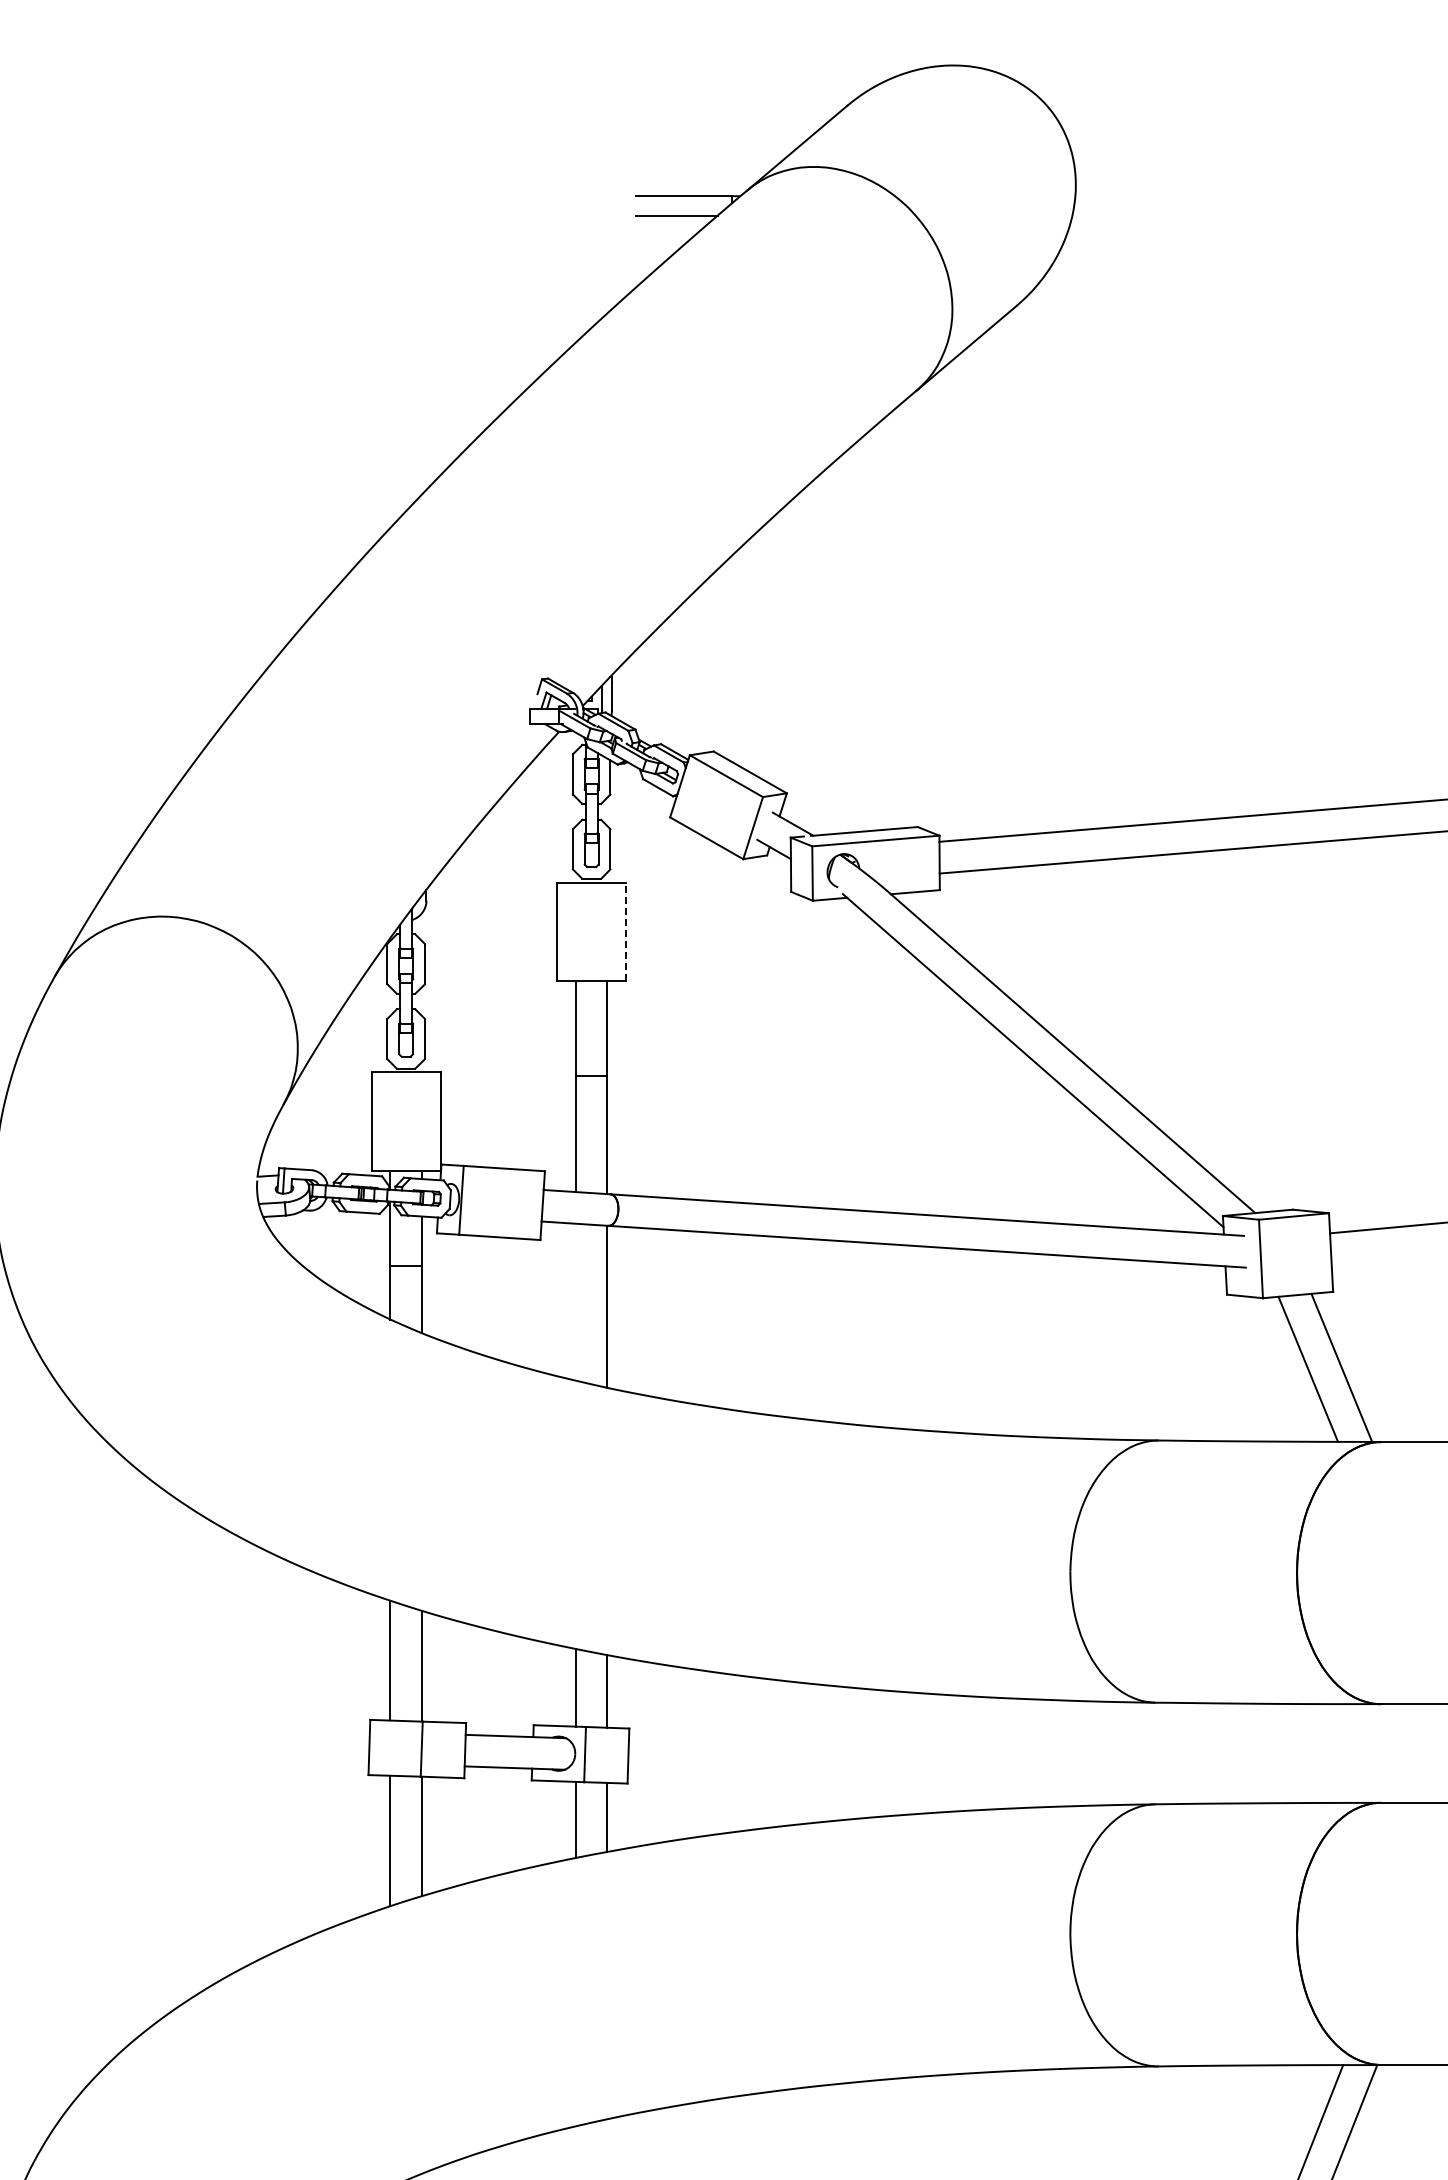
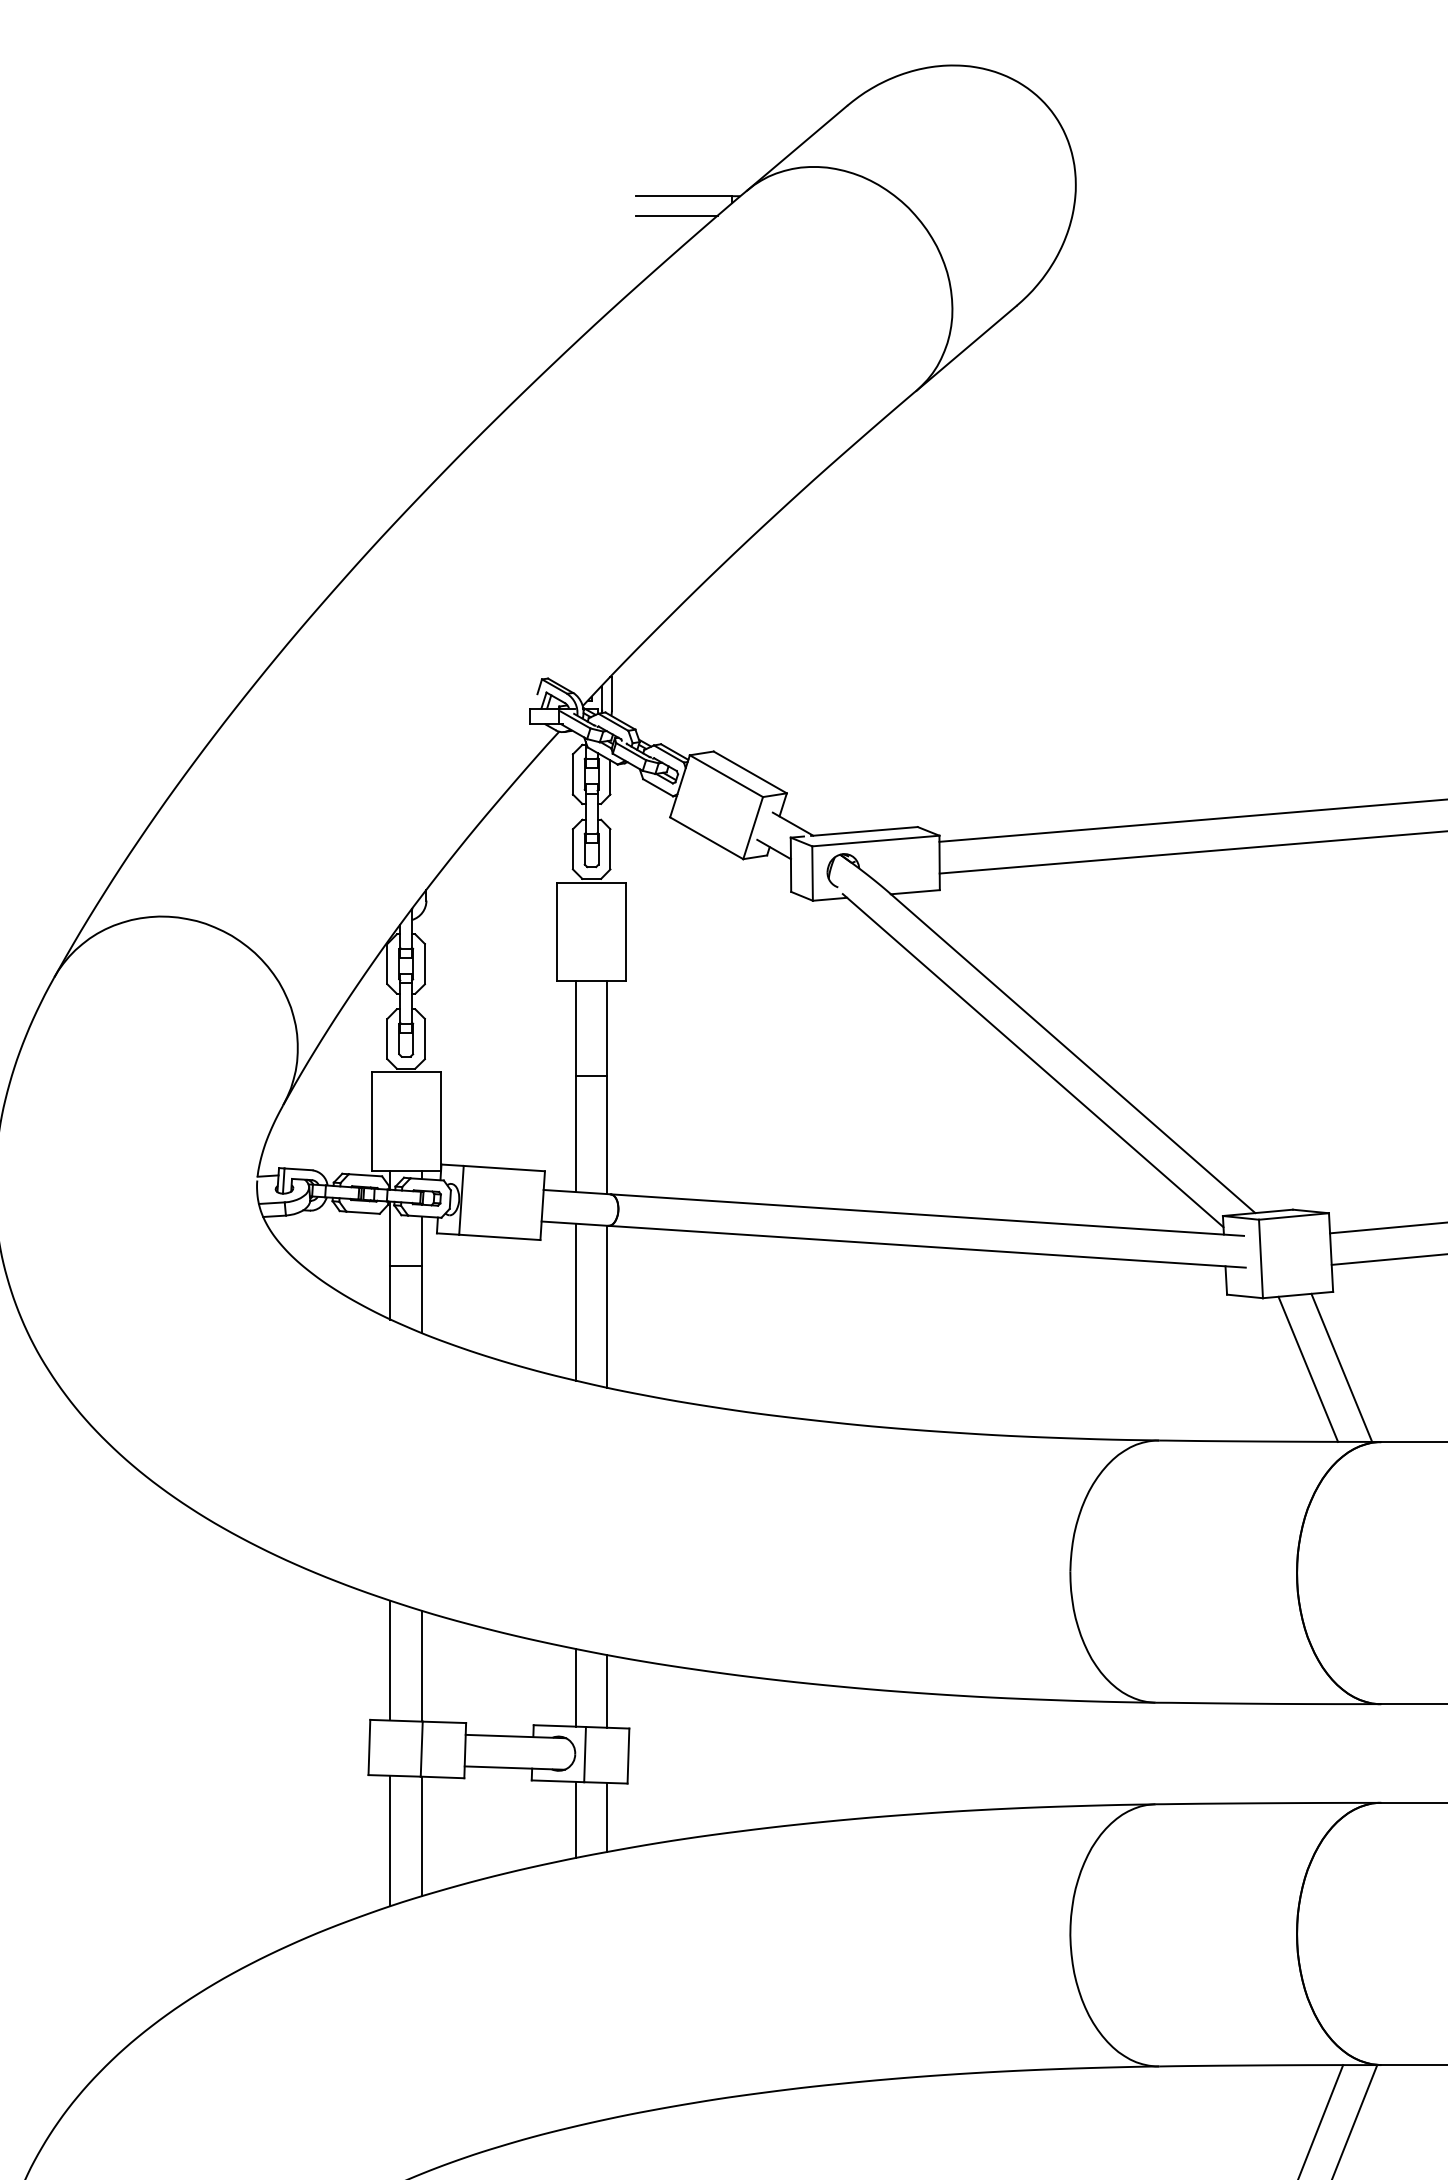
line: dashed -> solid (626, 931)
line: none -> present (1387, 1259)
line: none -> present (575, 1301)
